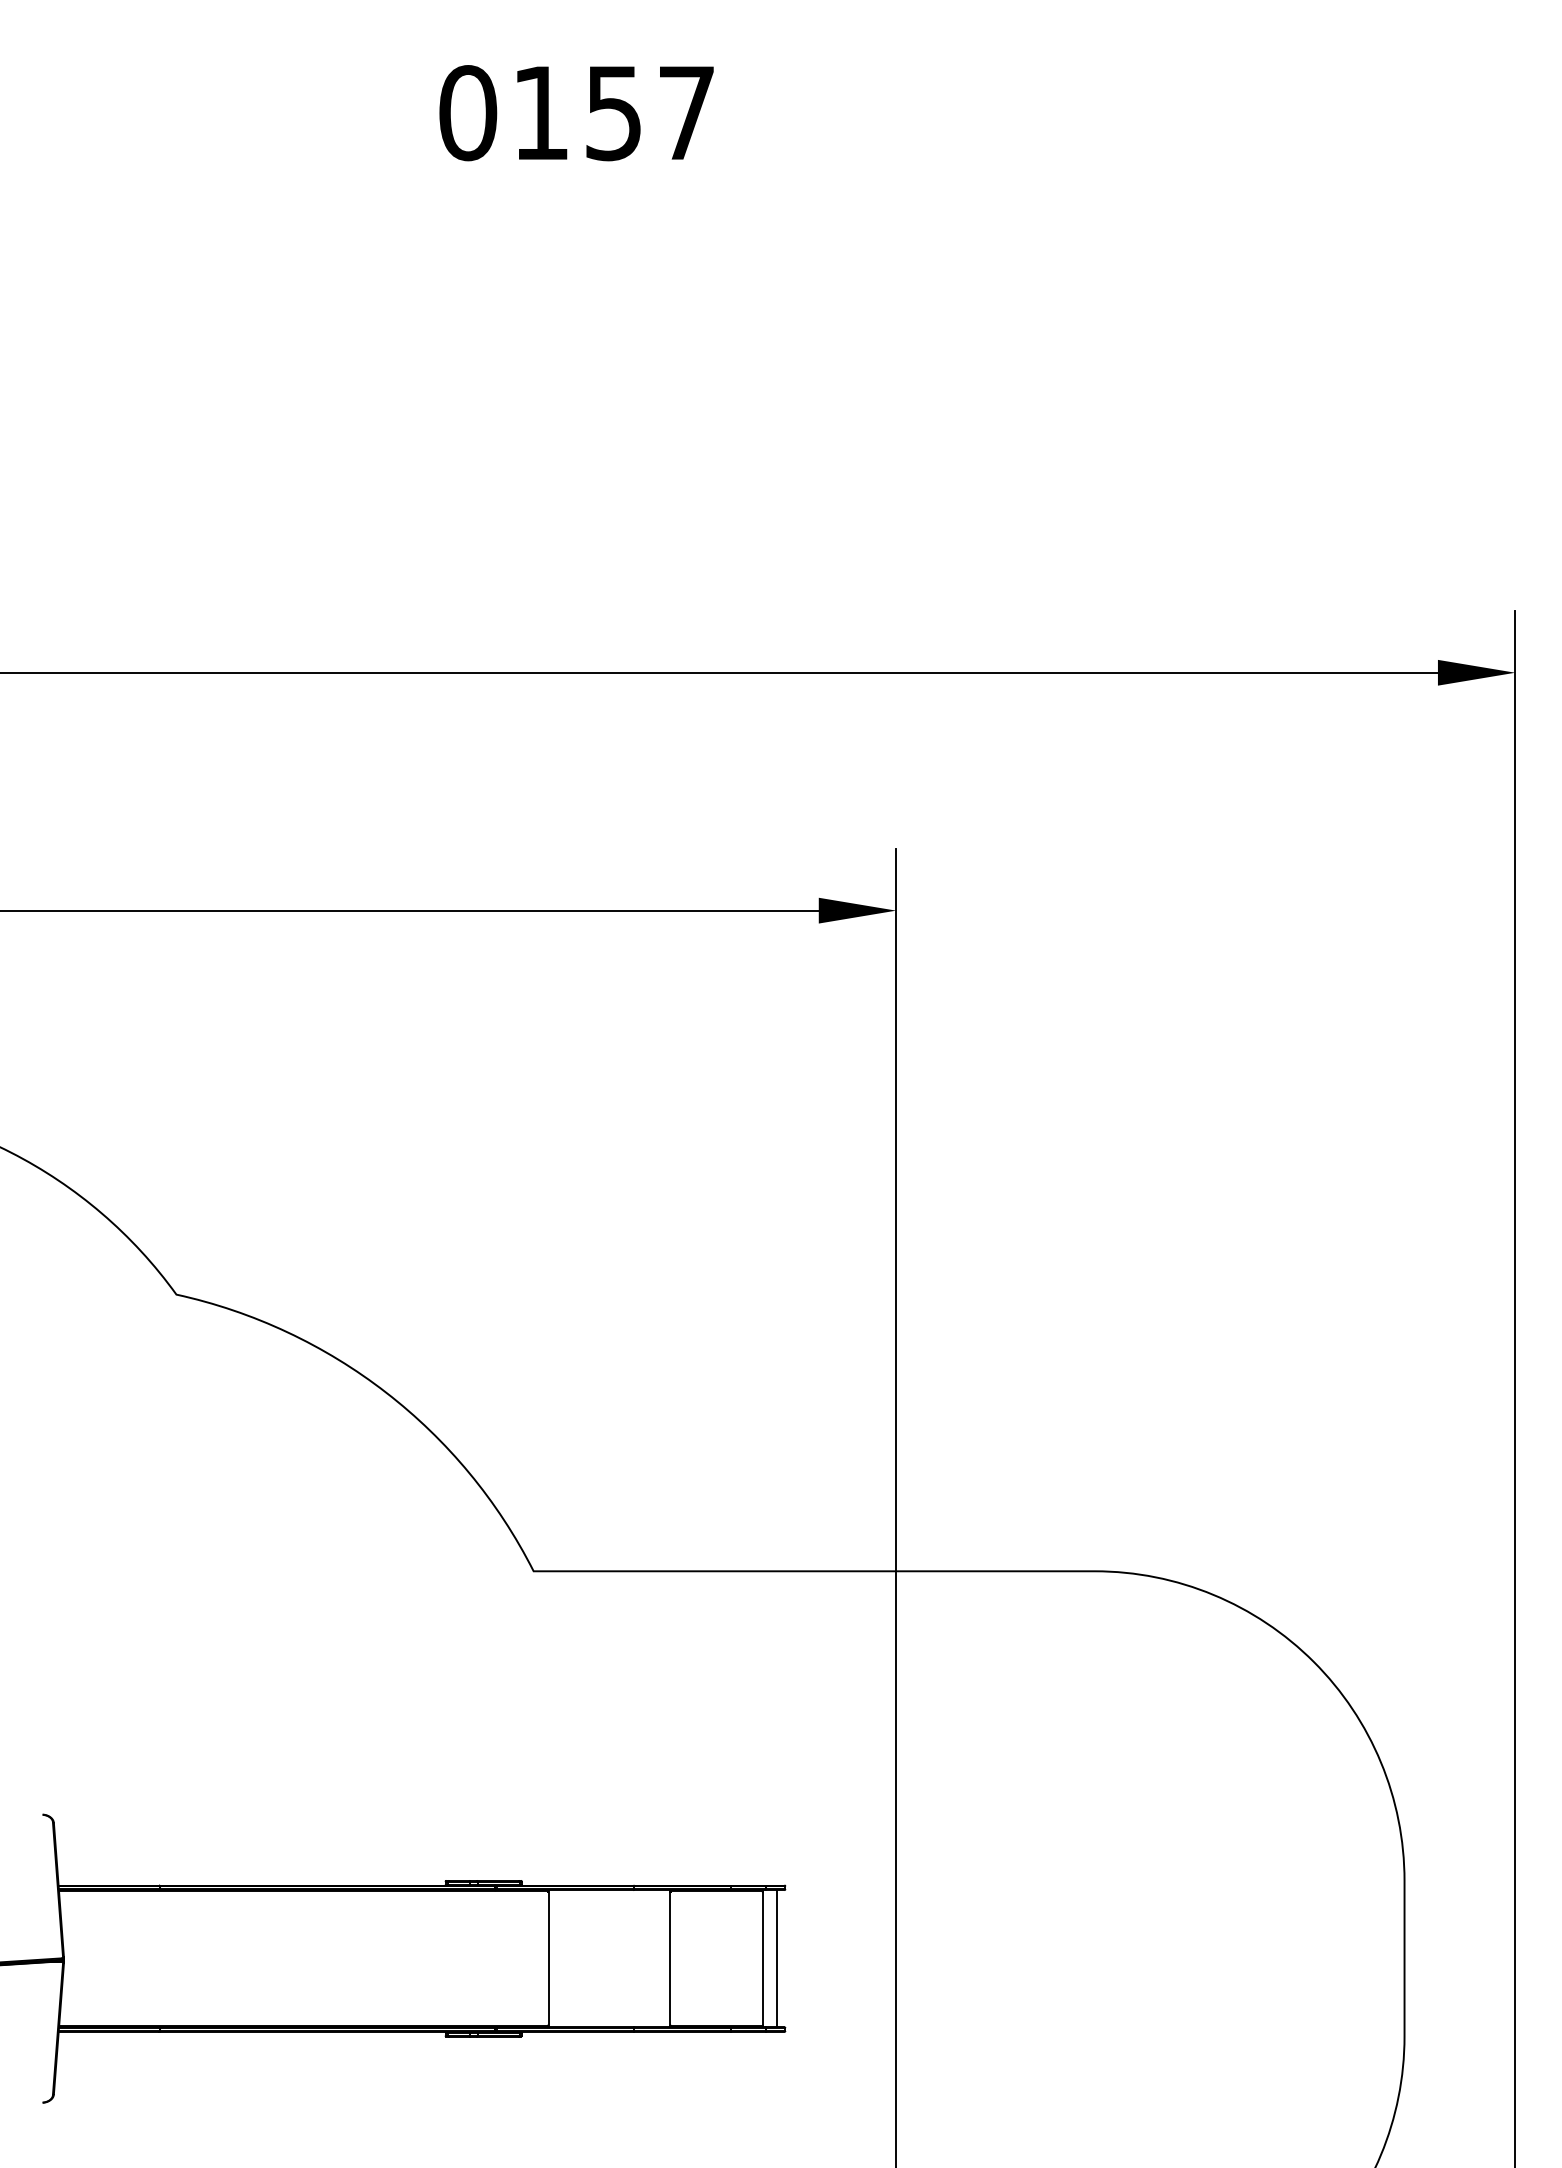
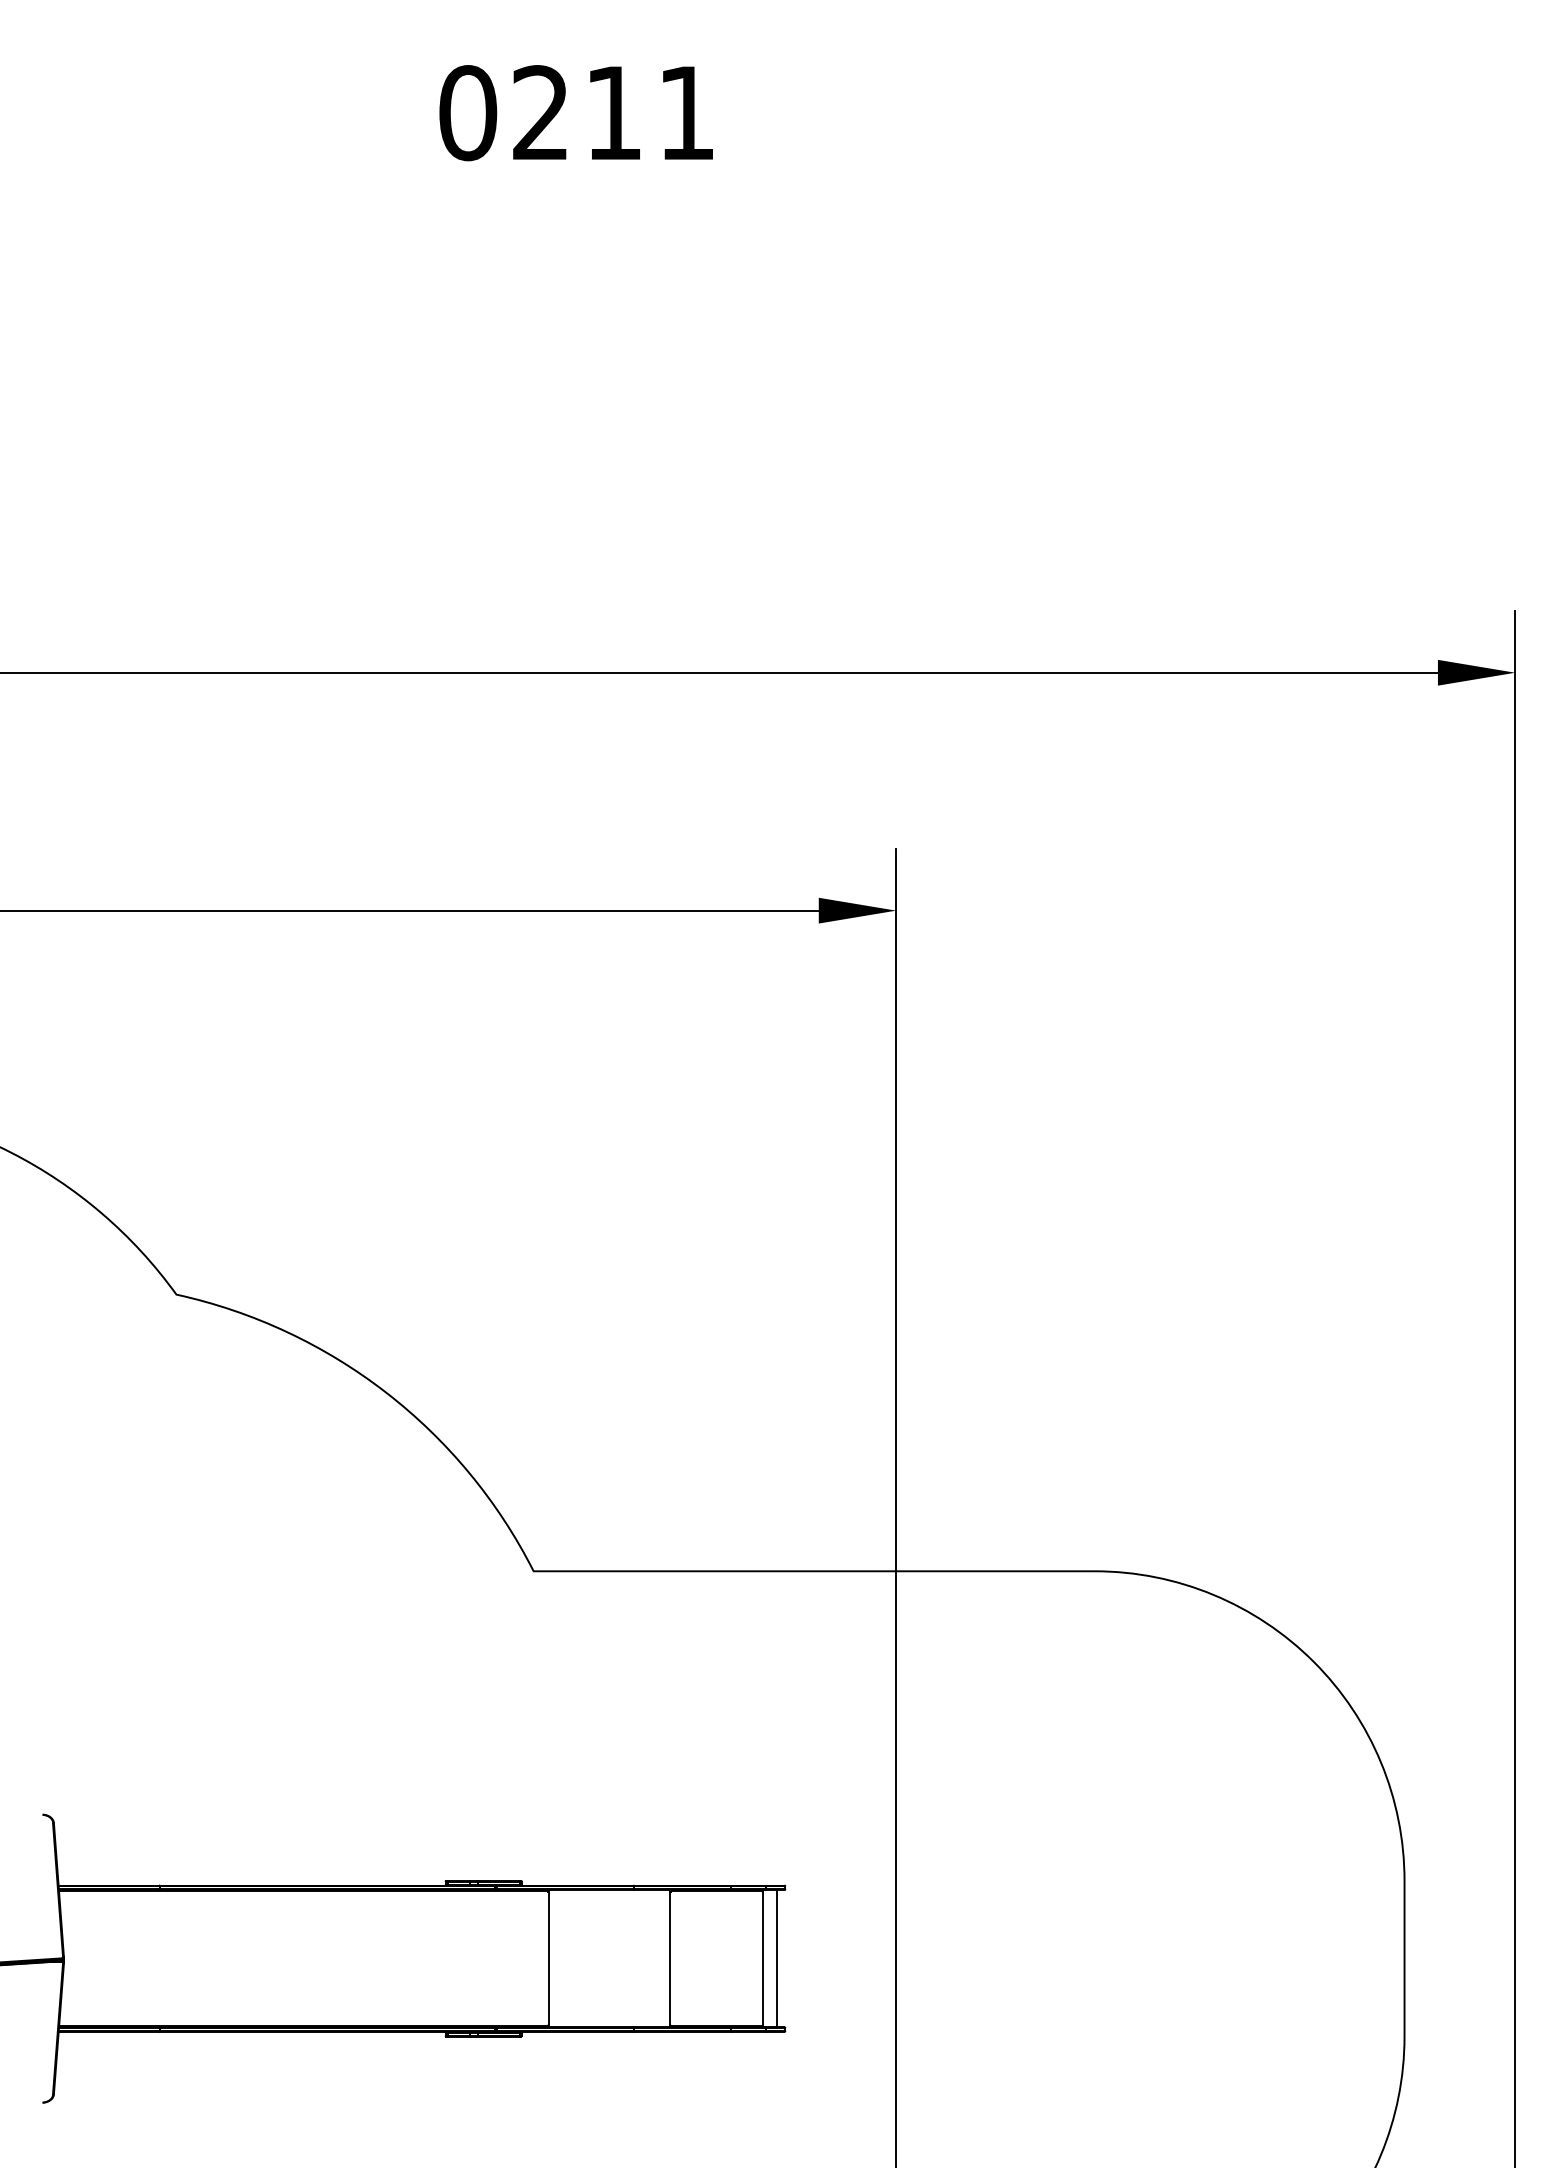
text: 0157 -> 0211 (613, 113)
